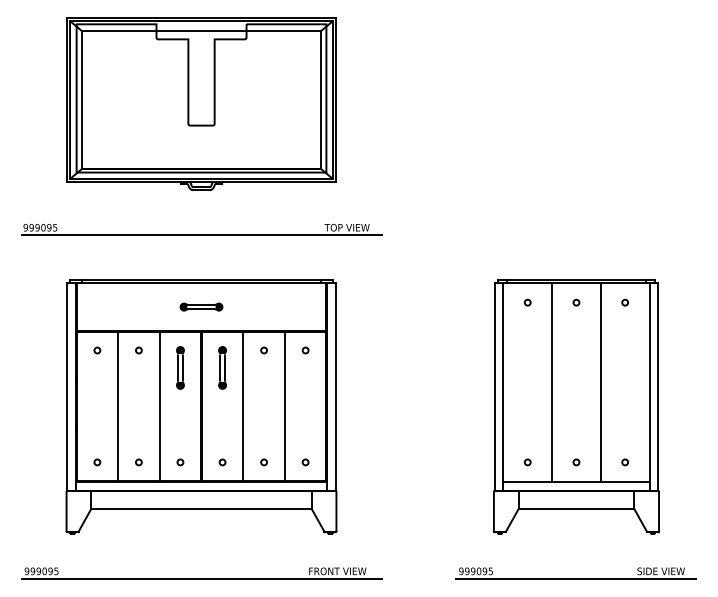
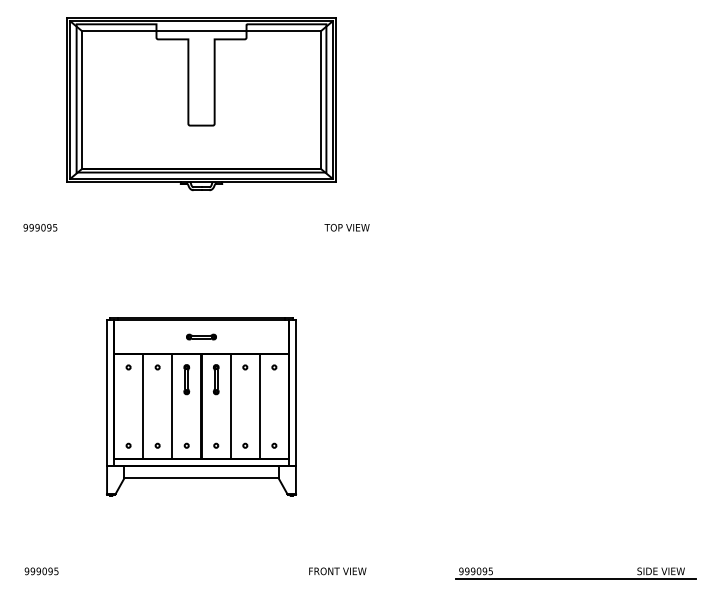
line: present -> none (201, 235)
part size: 273x256 px -> 191x180 px (201, 406)
part: present -> none (576, 406)
line: present -> none (201, 578)
